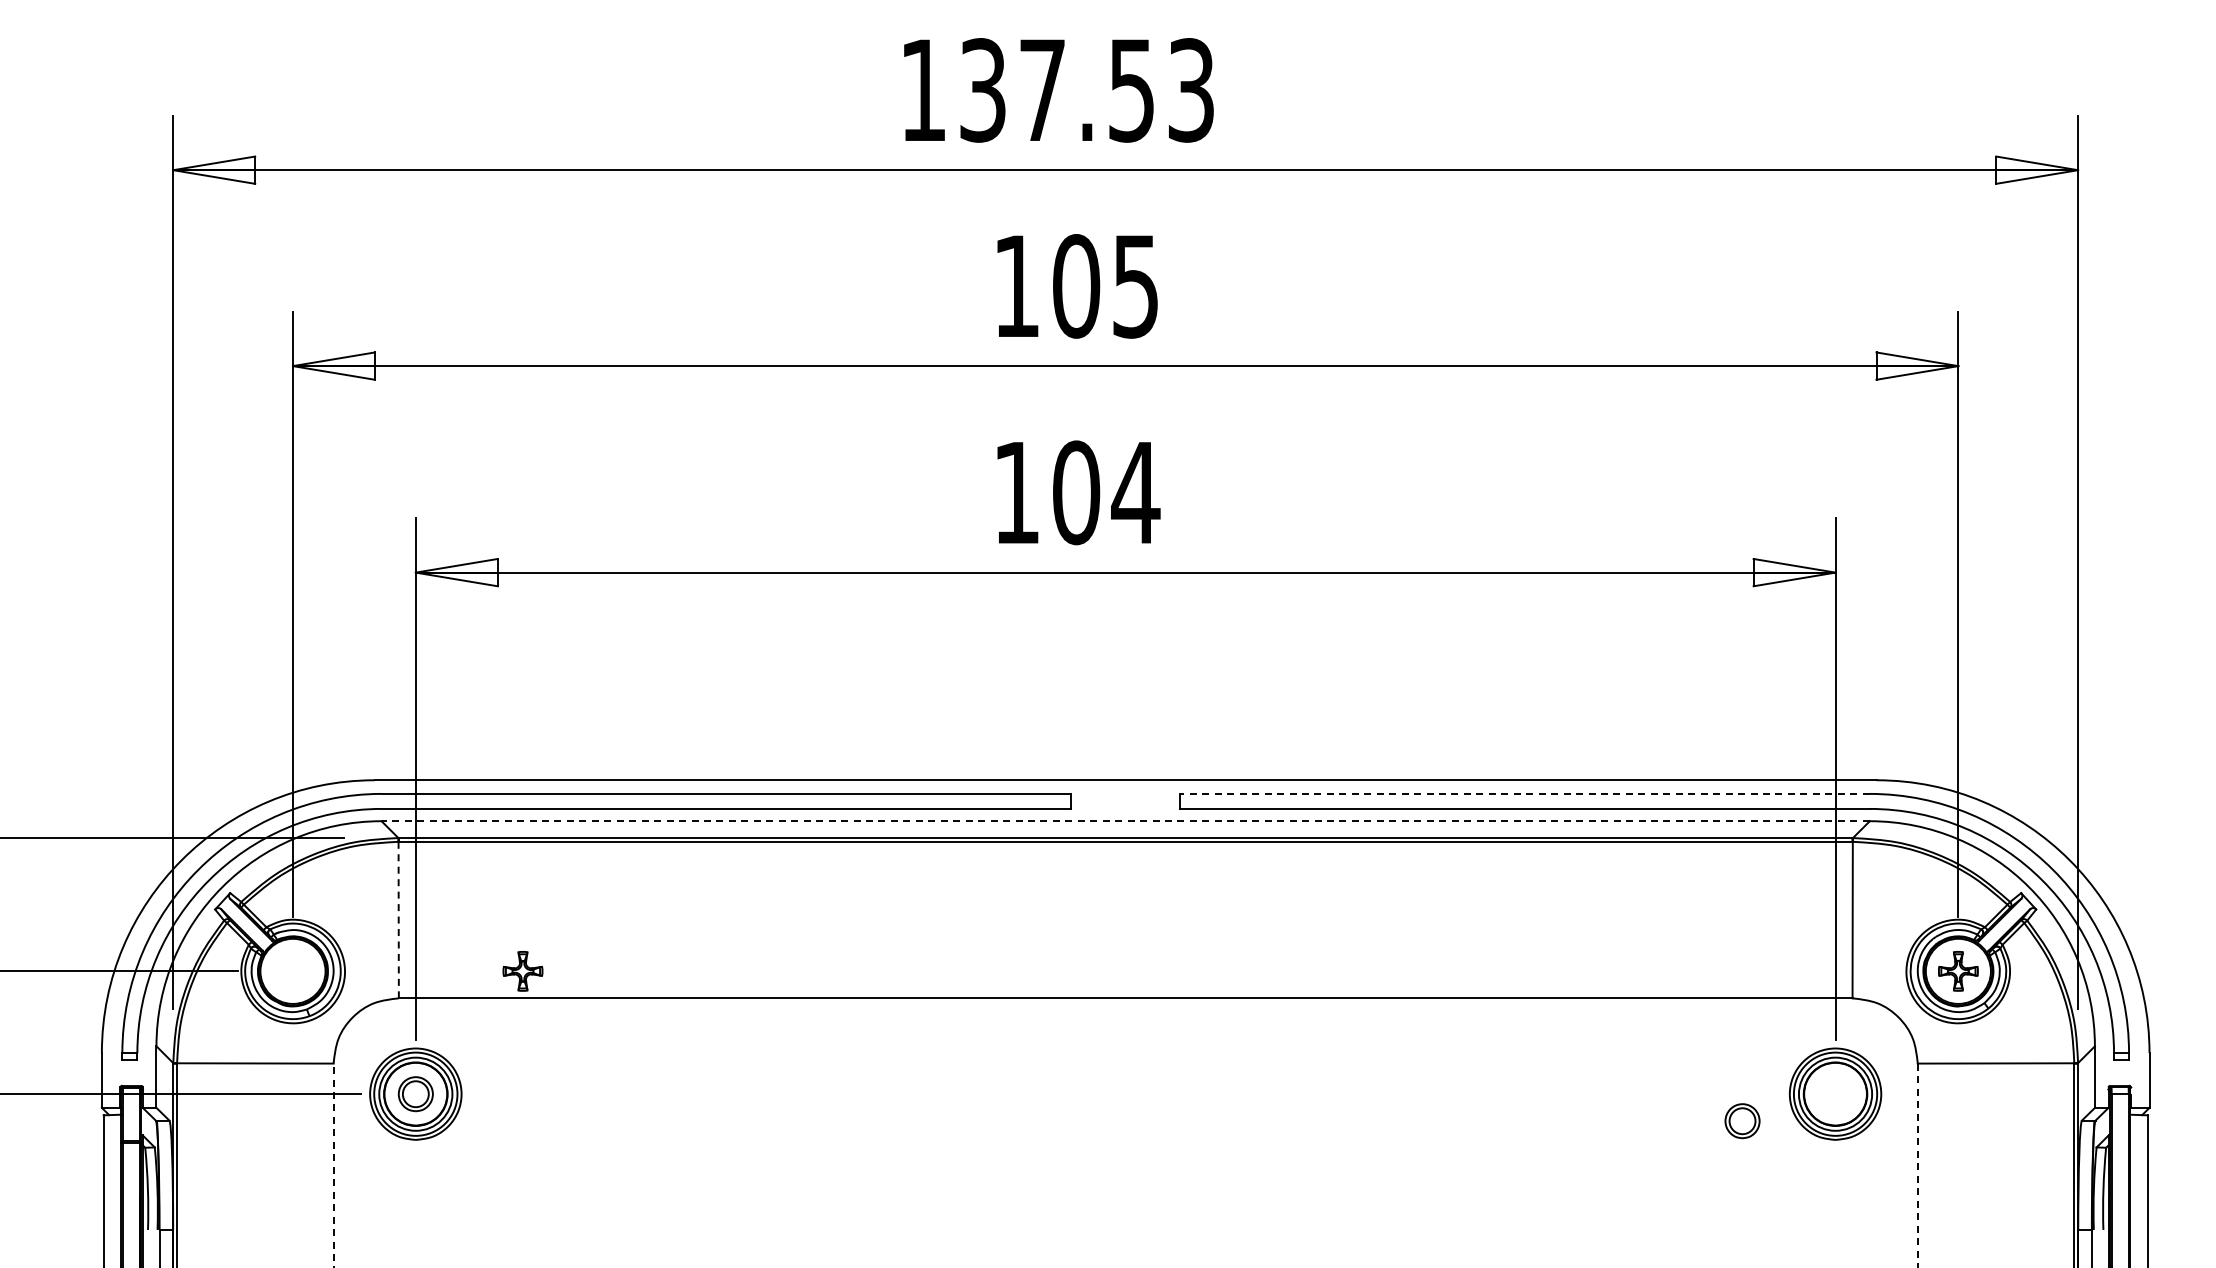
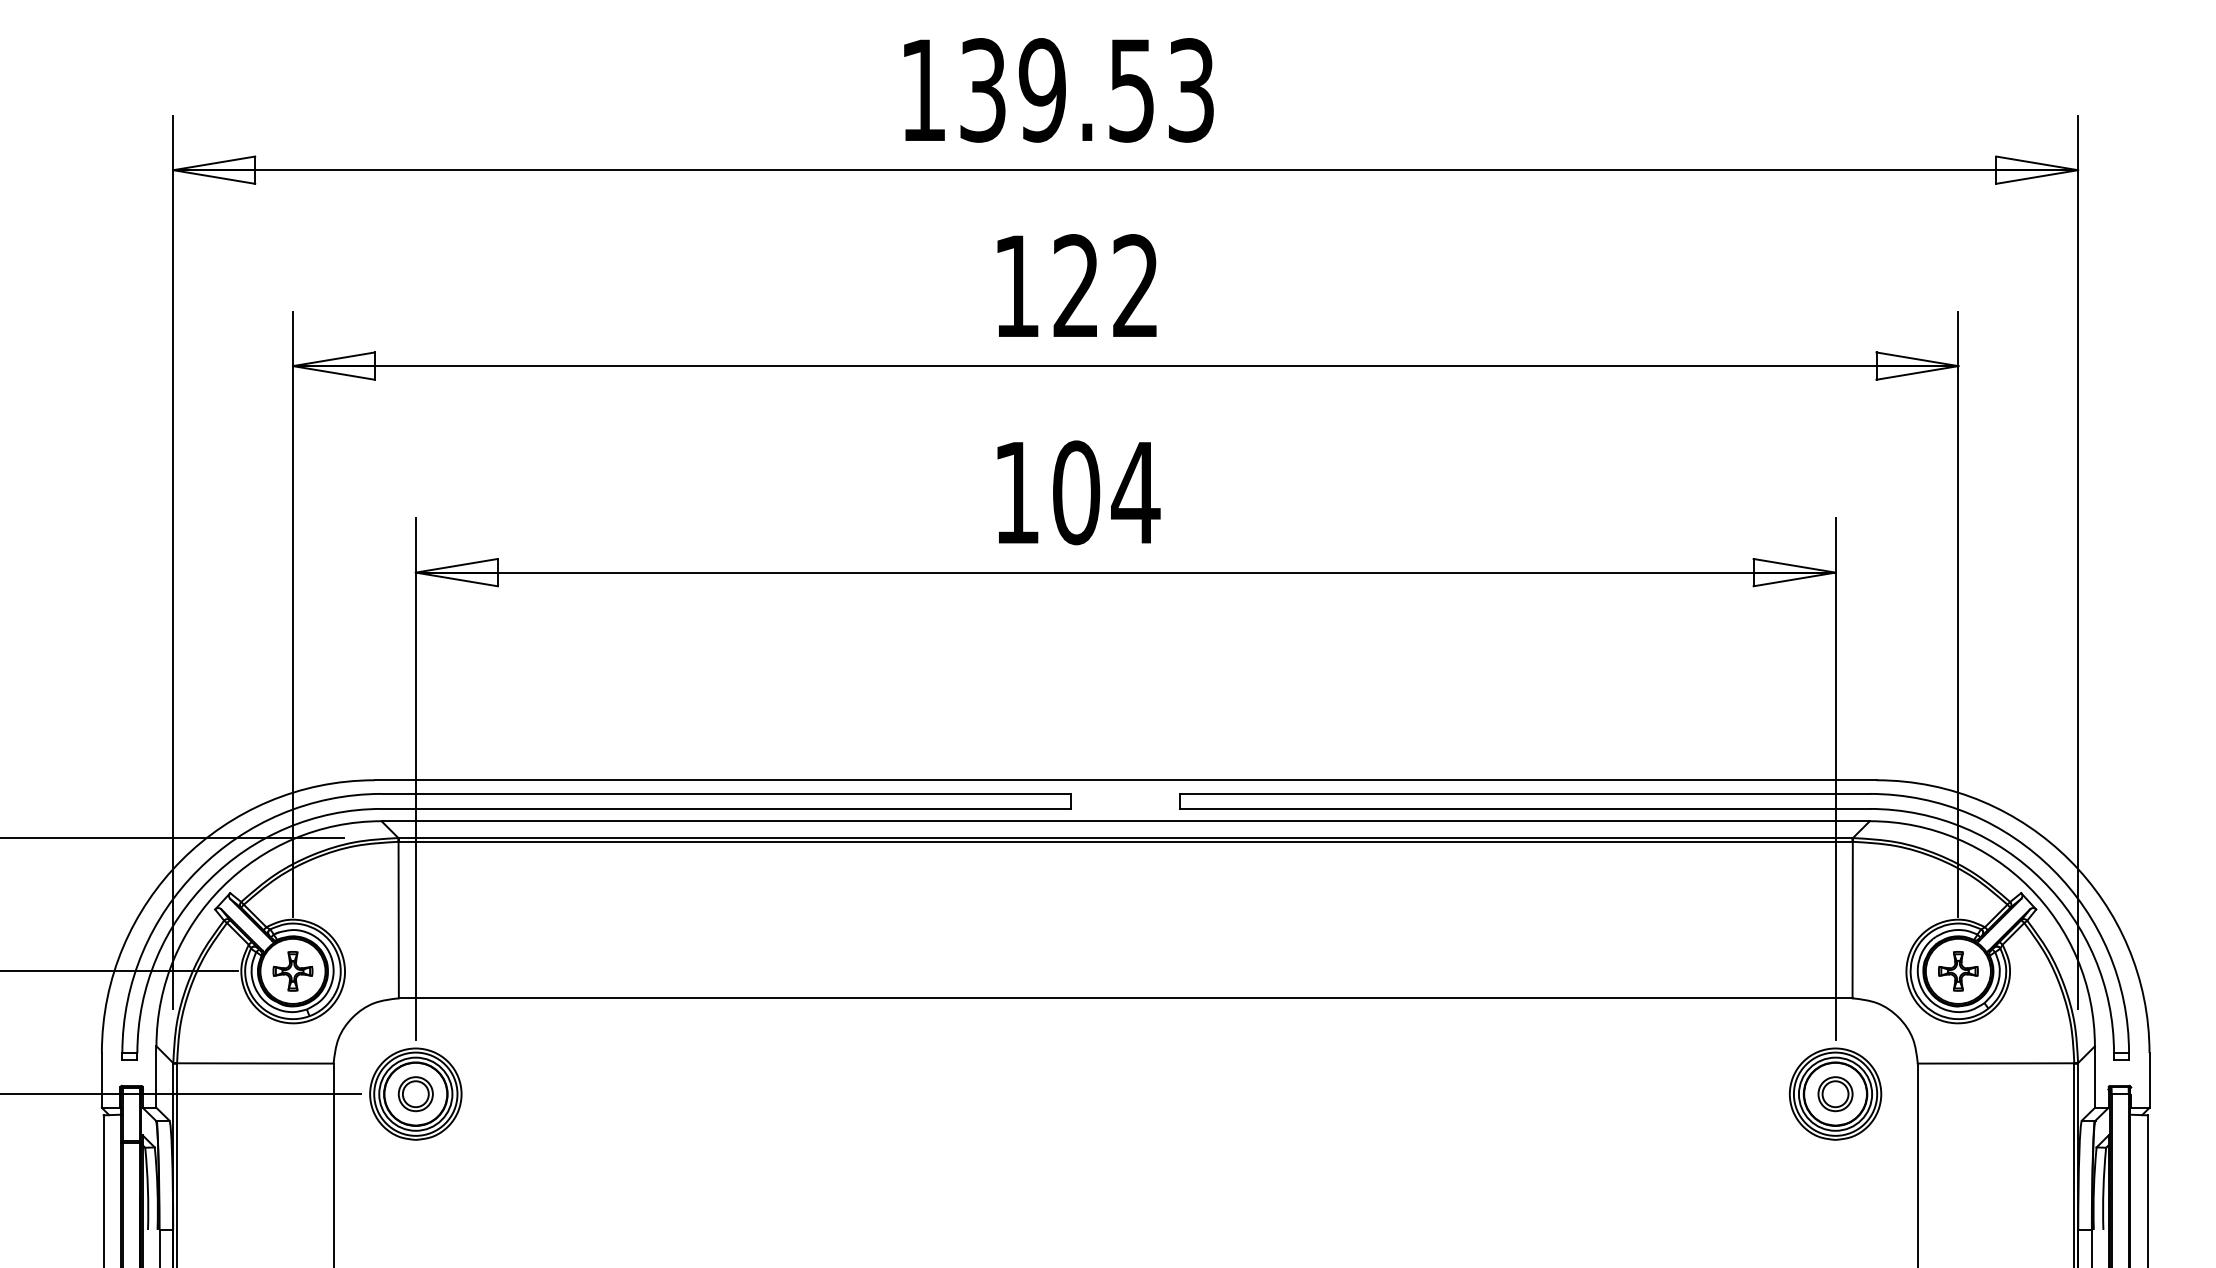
text: 137.53 -> 139.53 (1041, 90)
text: 105 -> 122 (1105, 286)
line: dashed -> solid (1524, 793)
line: dashed -> solid (1125, 821)
line: dashed -> solid (398, 919)
part position: (522, 971) -> (292, 971) (292, 971)
part position: (1742, 1121) -> (1835, 1094) (1835, 1094)
line: dashed -> solid (333, 1165)
line: dashed -> solid (1917, 1165)
